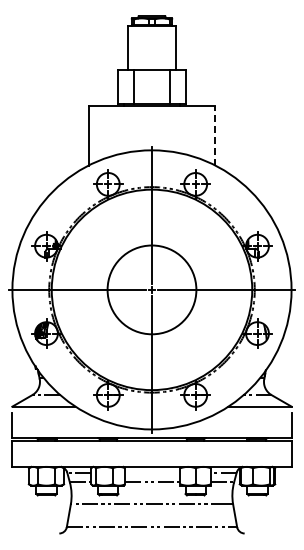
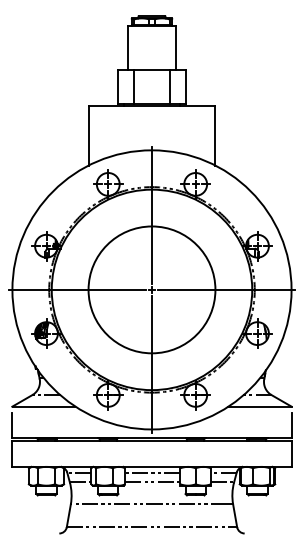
line: dashed -> solid (215, 135)
circle diameter: 89 px -> 127 px (151, 289)
line: none -> present (152, 472)
